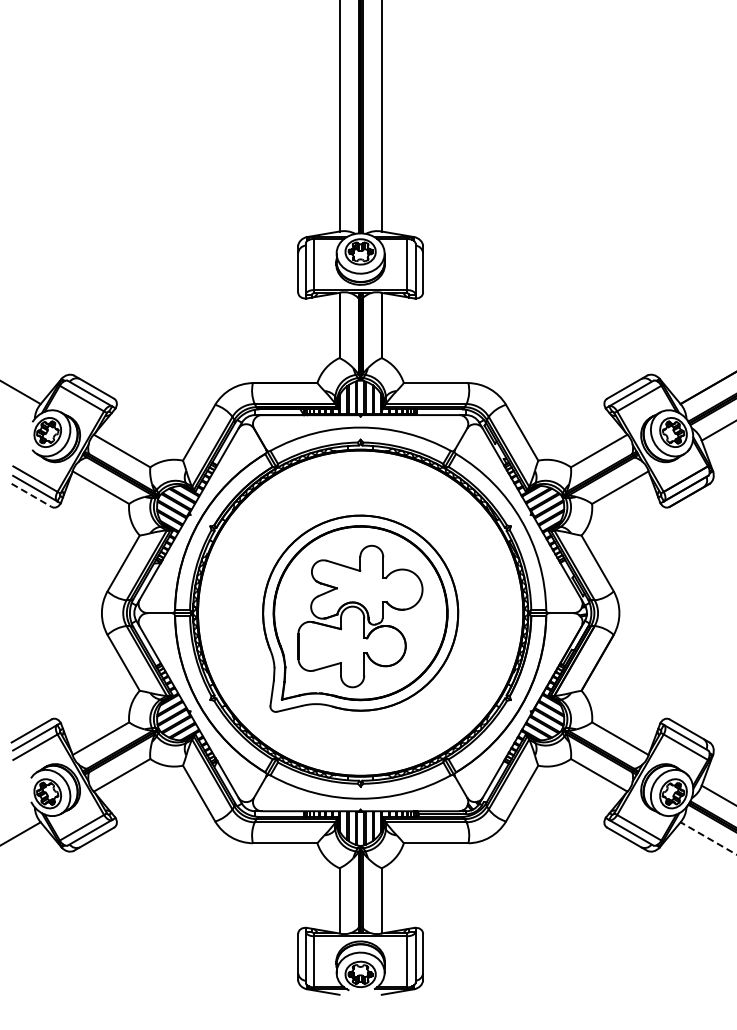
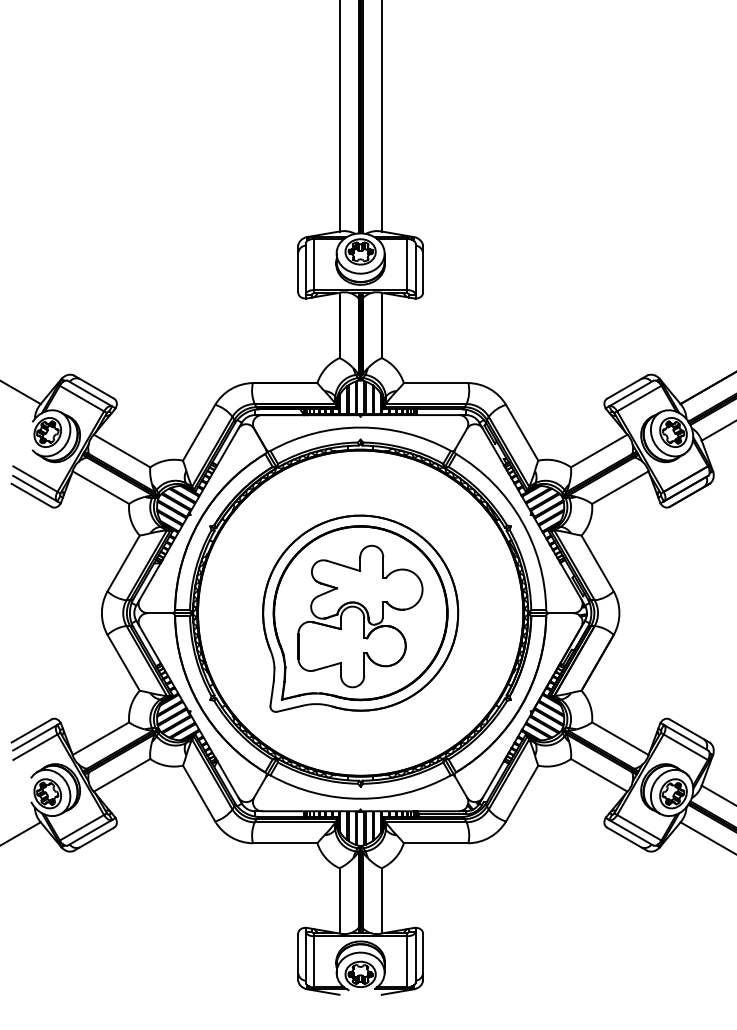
line: dashed -> solid (32, 495)
line: dashed -> solid (708, 838)
